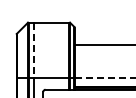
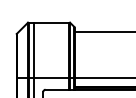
line position: (103, 44) -> (103, 31) (103, 31)
line: dashed -> solid (34, 50)
line: dashed -> solid (105, 78)
